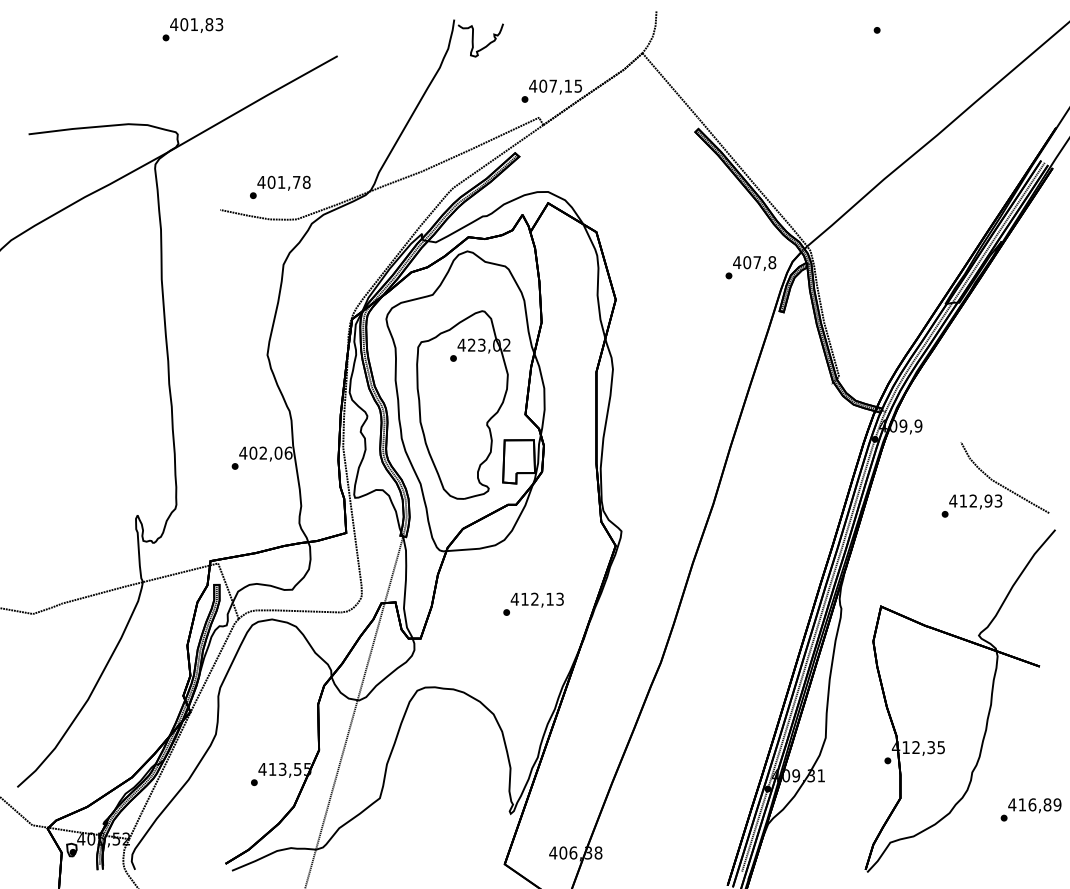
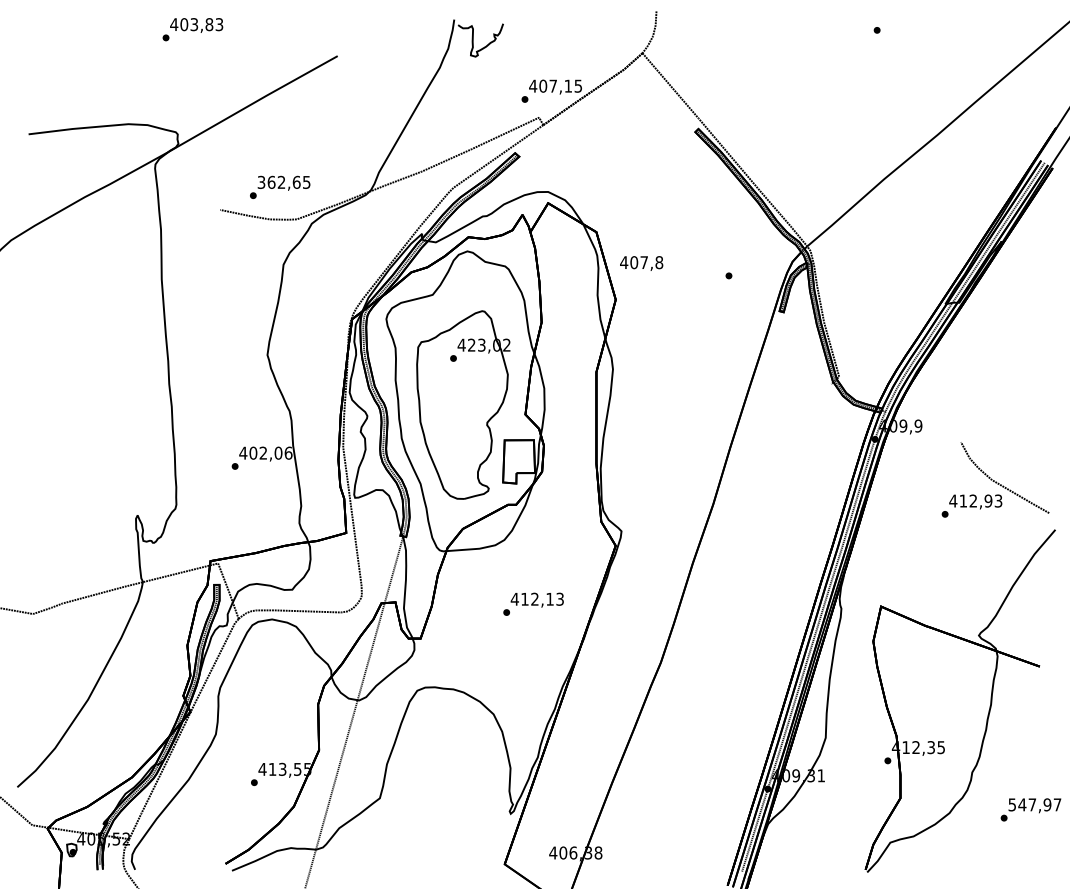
text: 401,83 -> 403,83 (194, 24)
text: 401,78 -> 362,65 (283, 181)
text position: (754, 263) -> (641, 263) (641, 263)
text: 416,89 -> 547,97 (1034, 804)
